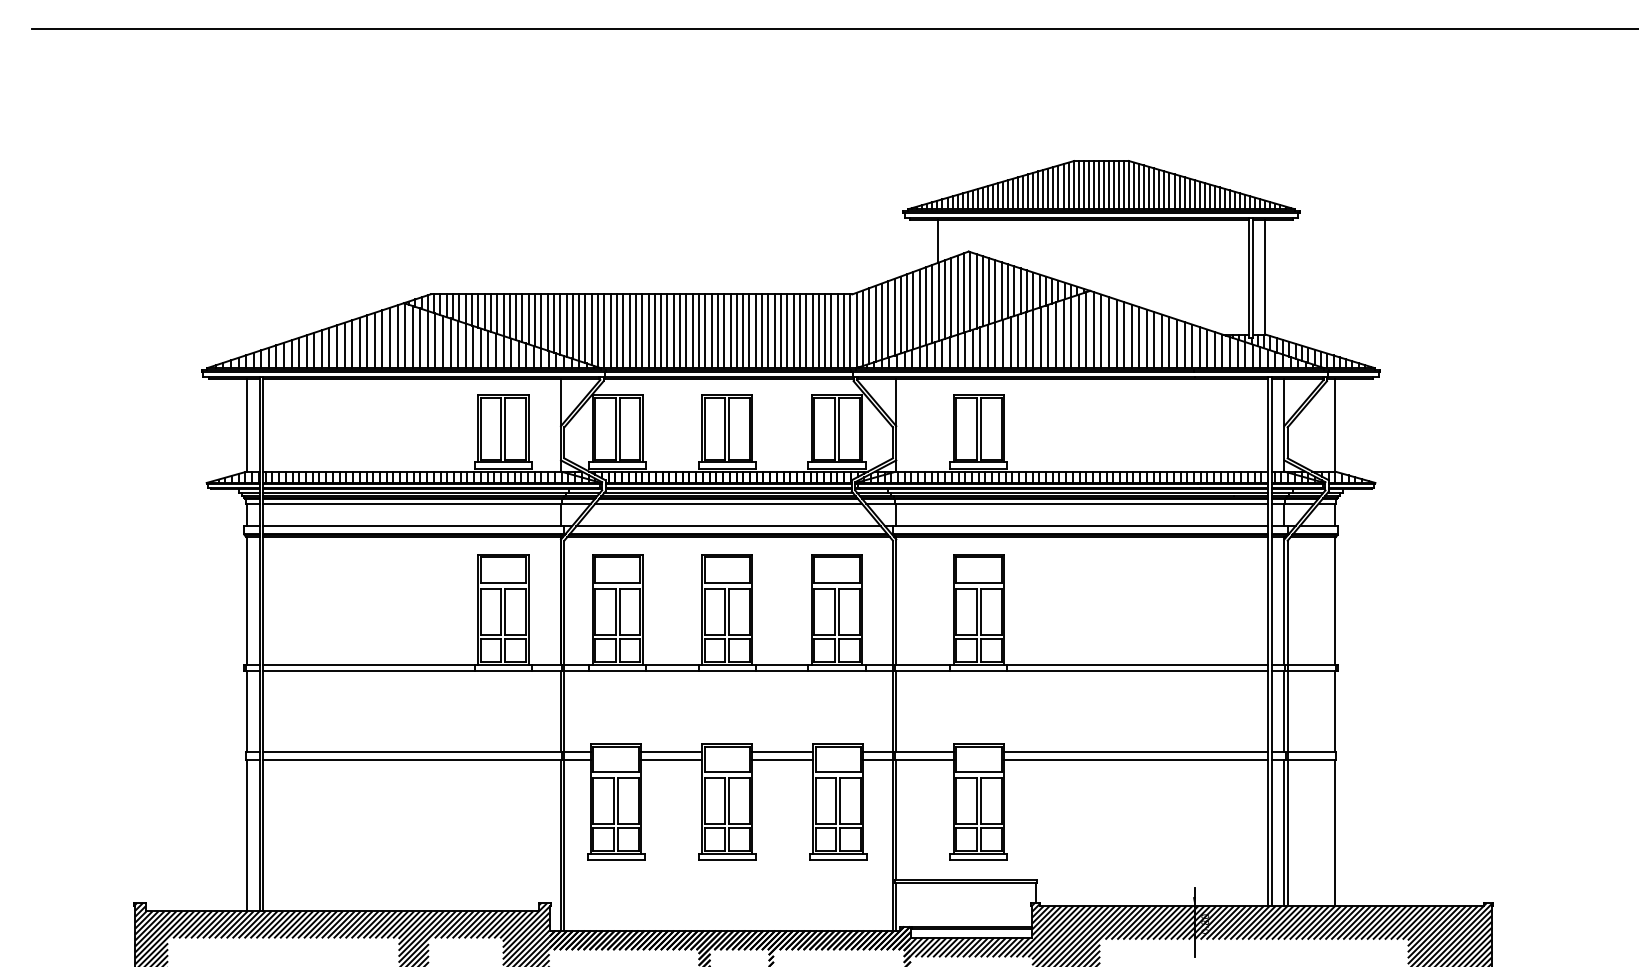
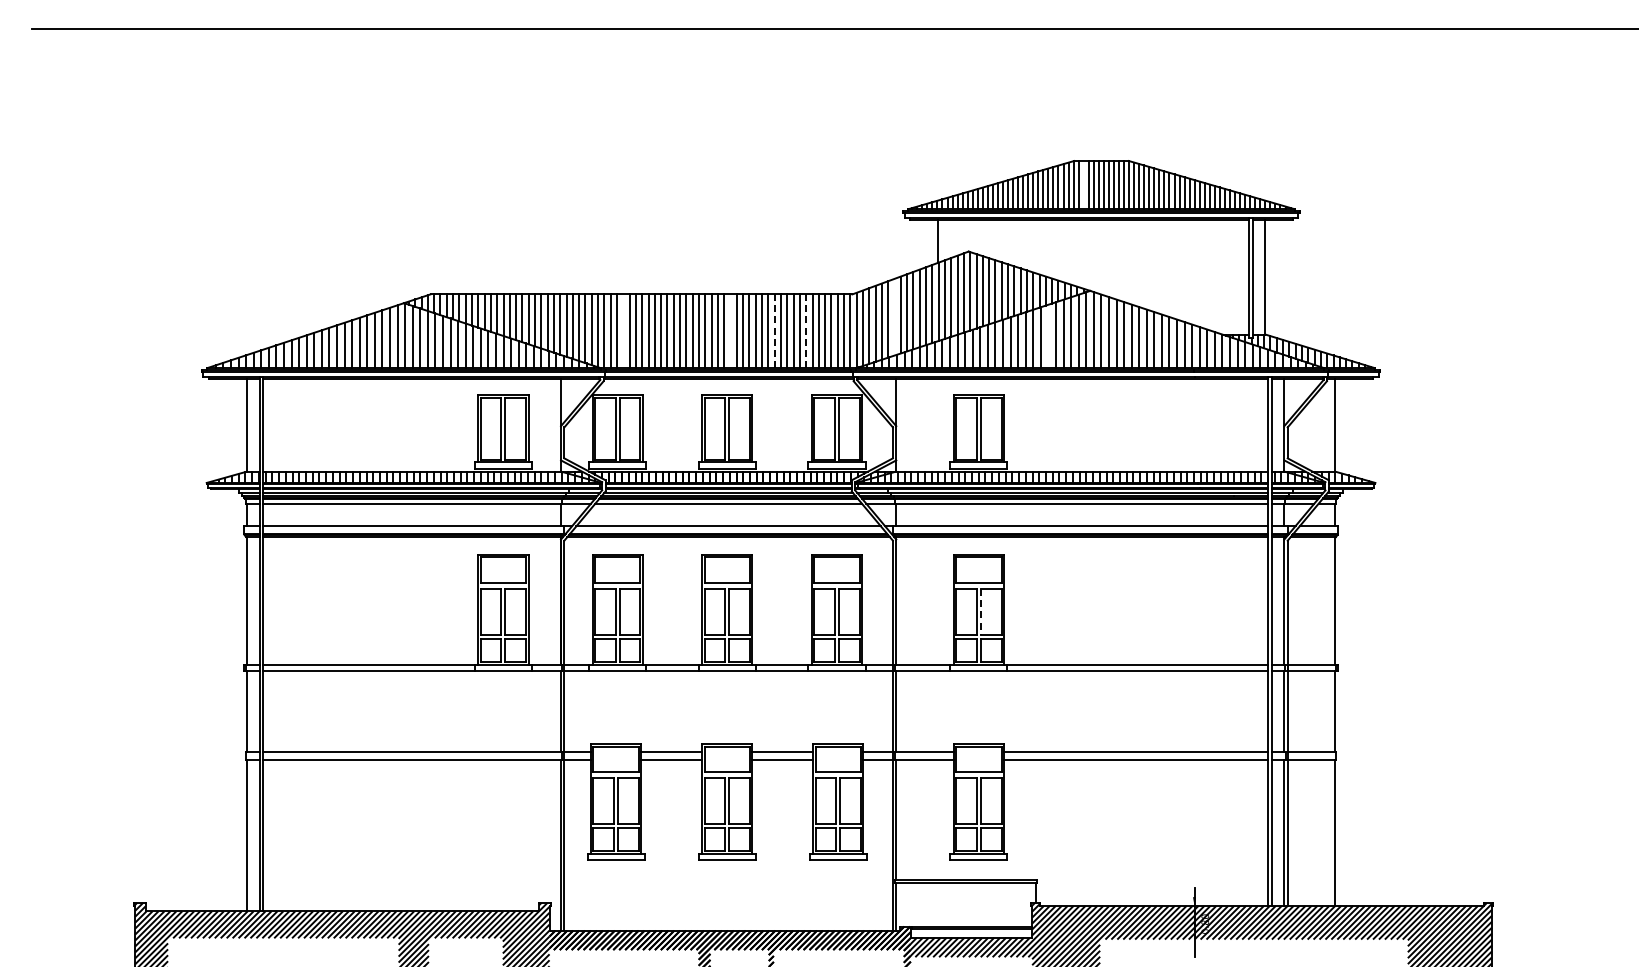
line: present -> none (1083, 185)
line: present -> none (894, 316)
line: present -> none (623, 331)
line: present -> none (730, 331)
line: solid -> dashed (774, 331)
line: solid -> dashed (806, 331)
line: present -> none (1048, 336)
line: solid -> dashed (981, 611)
